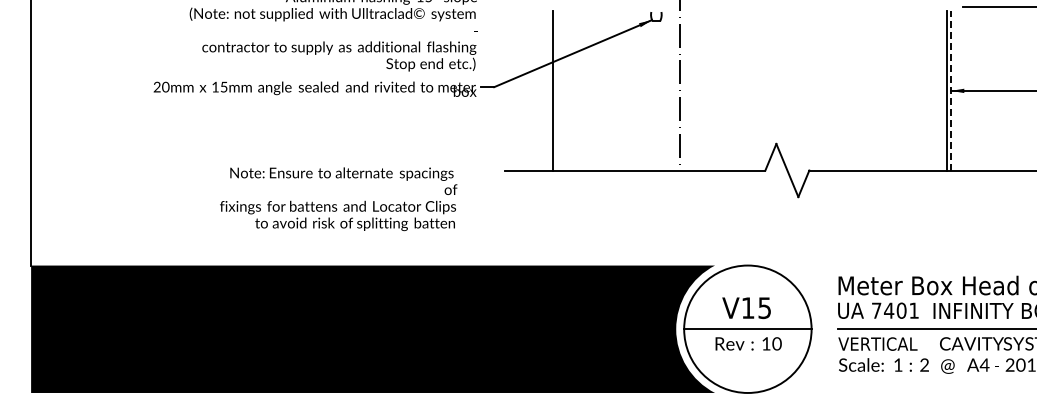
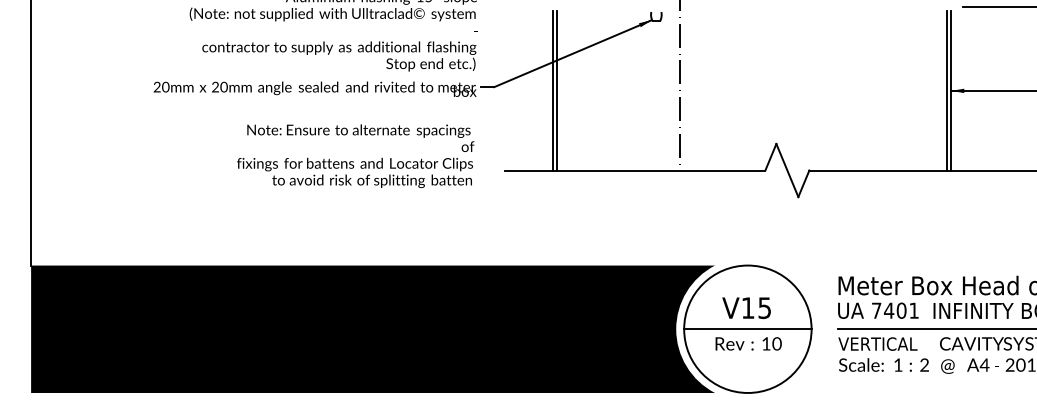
text: 15mm -> 20mm (219, 86)
line: none -> present (557, 90)
line: dashed -> solid (951, 90)
text position: (338, 199) -> (355, 156) (355, 156)
